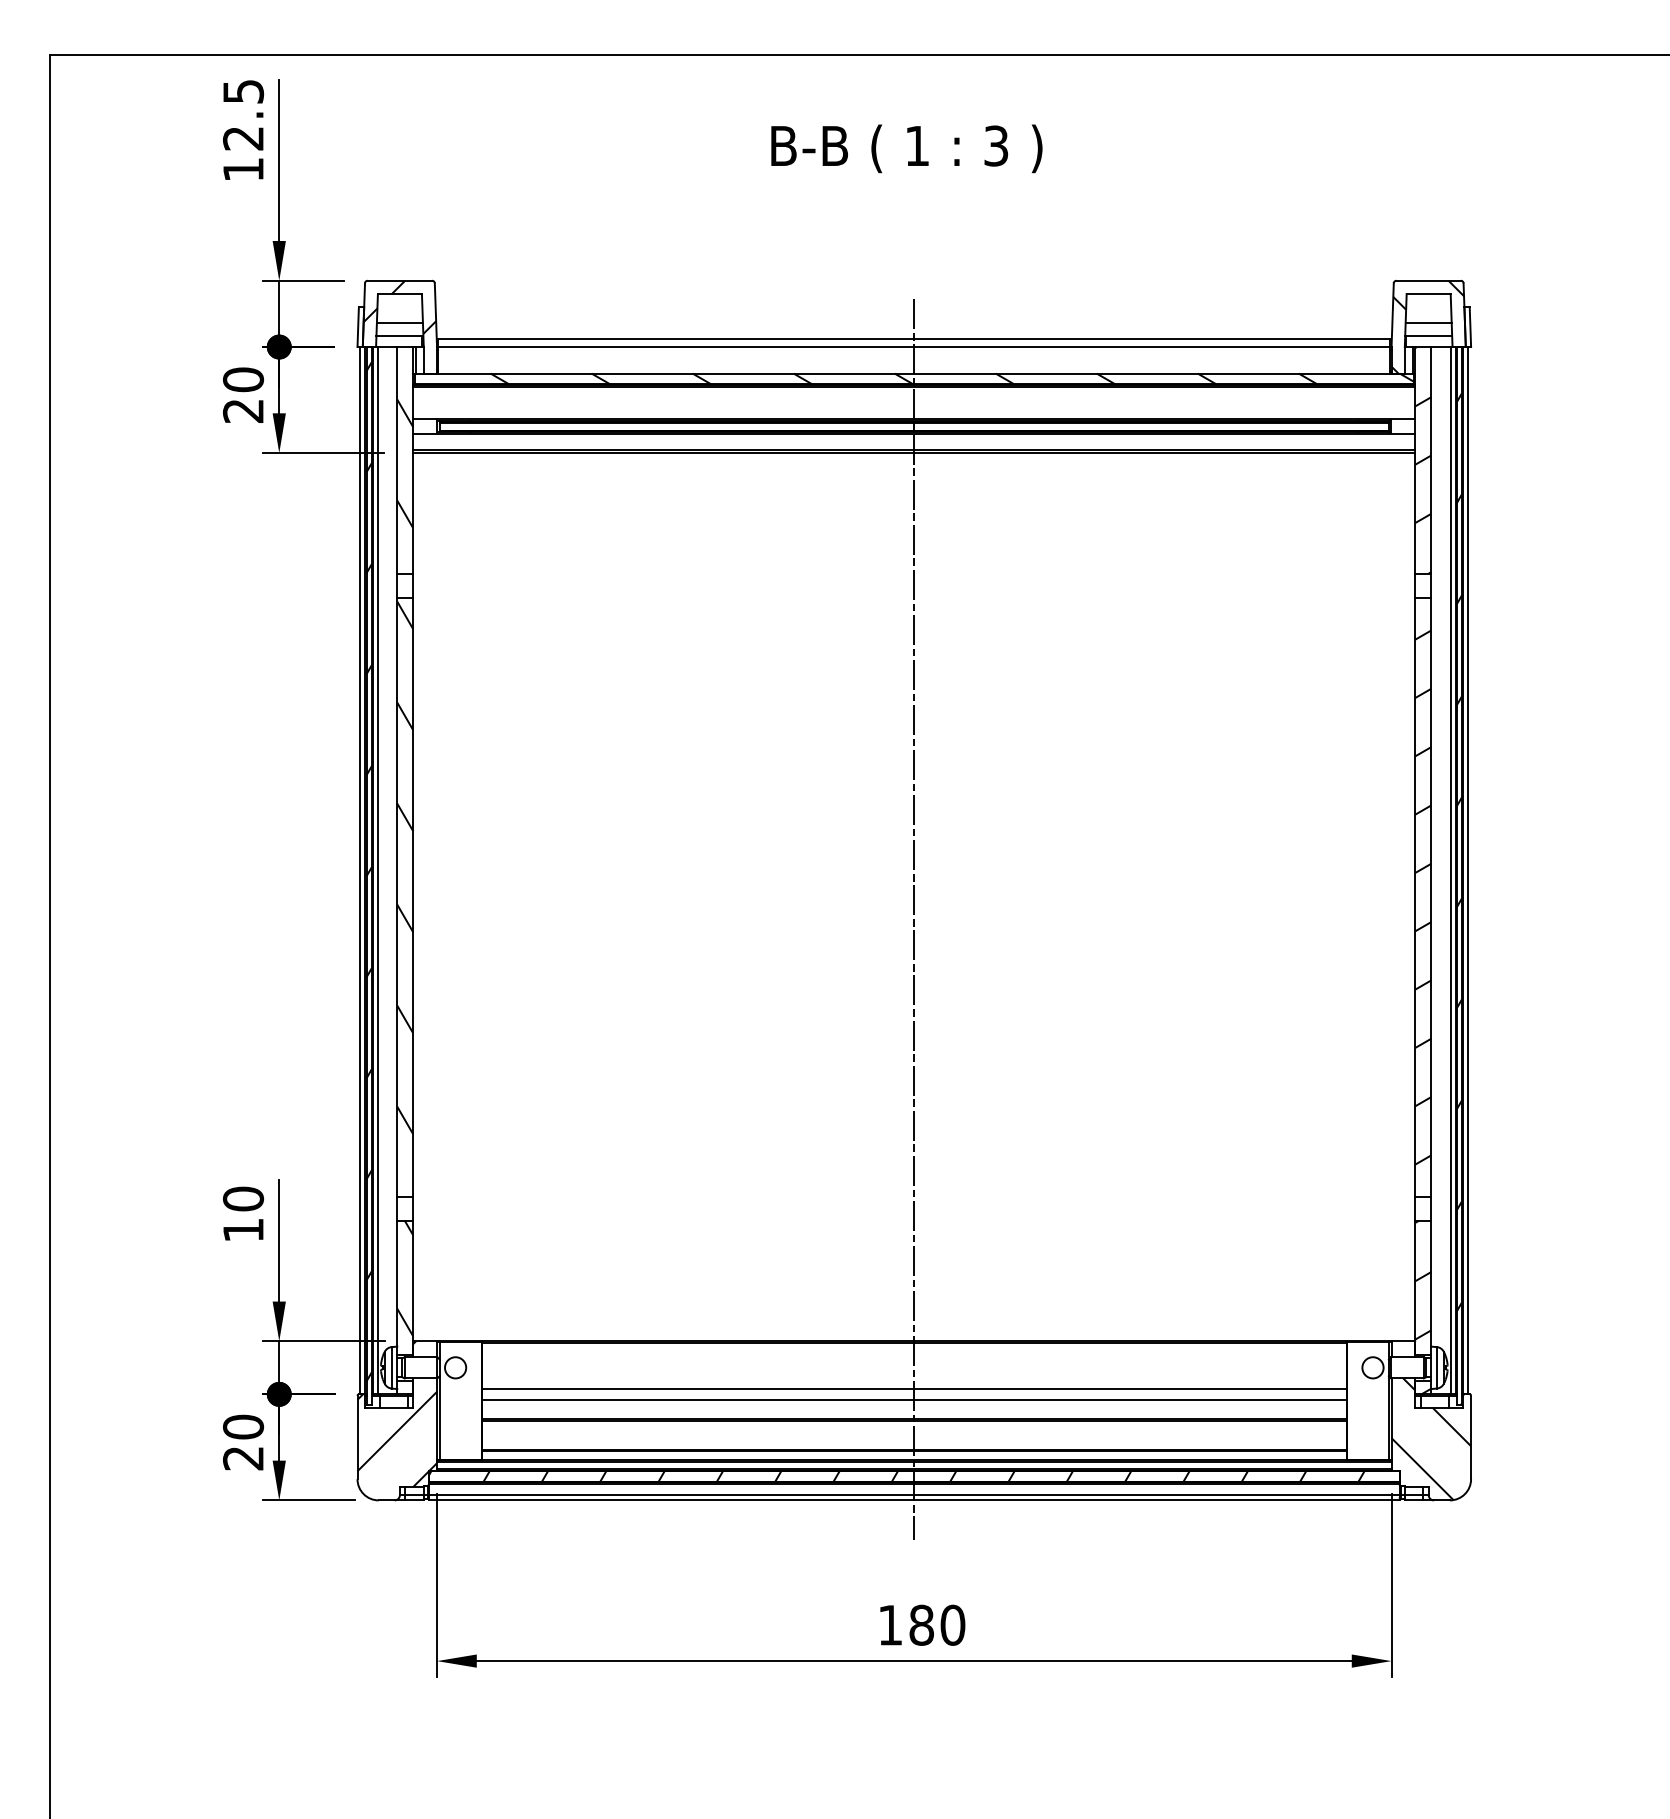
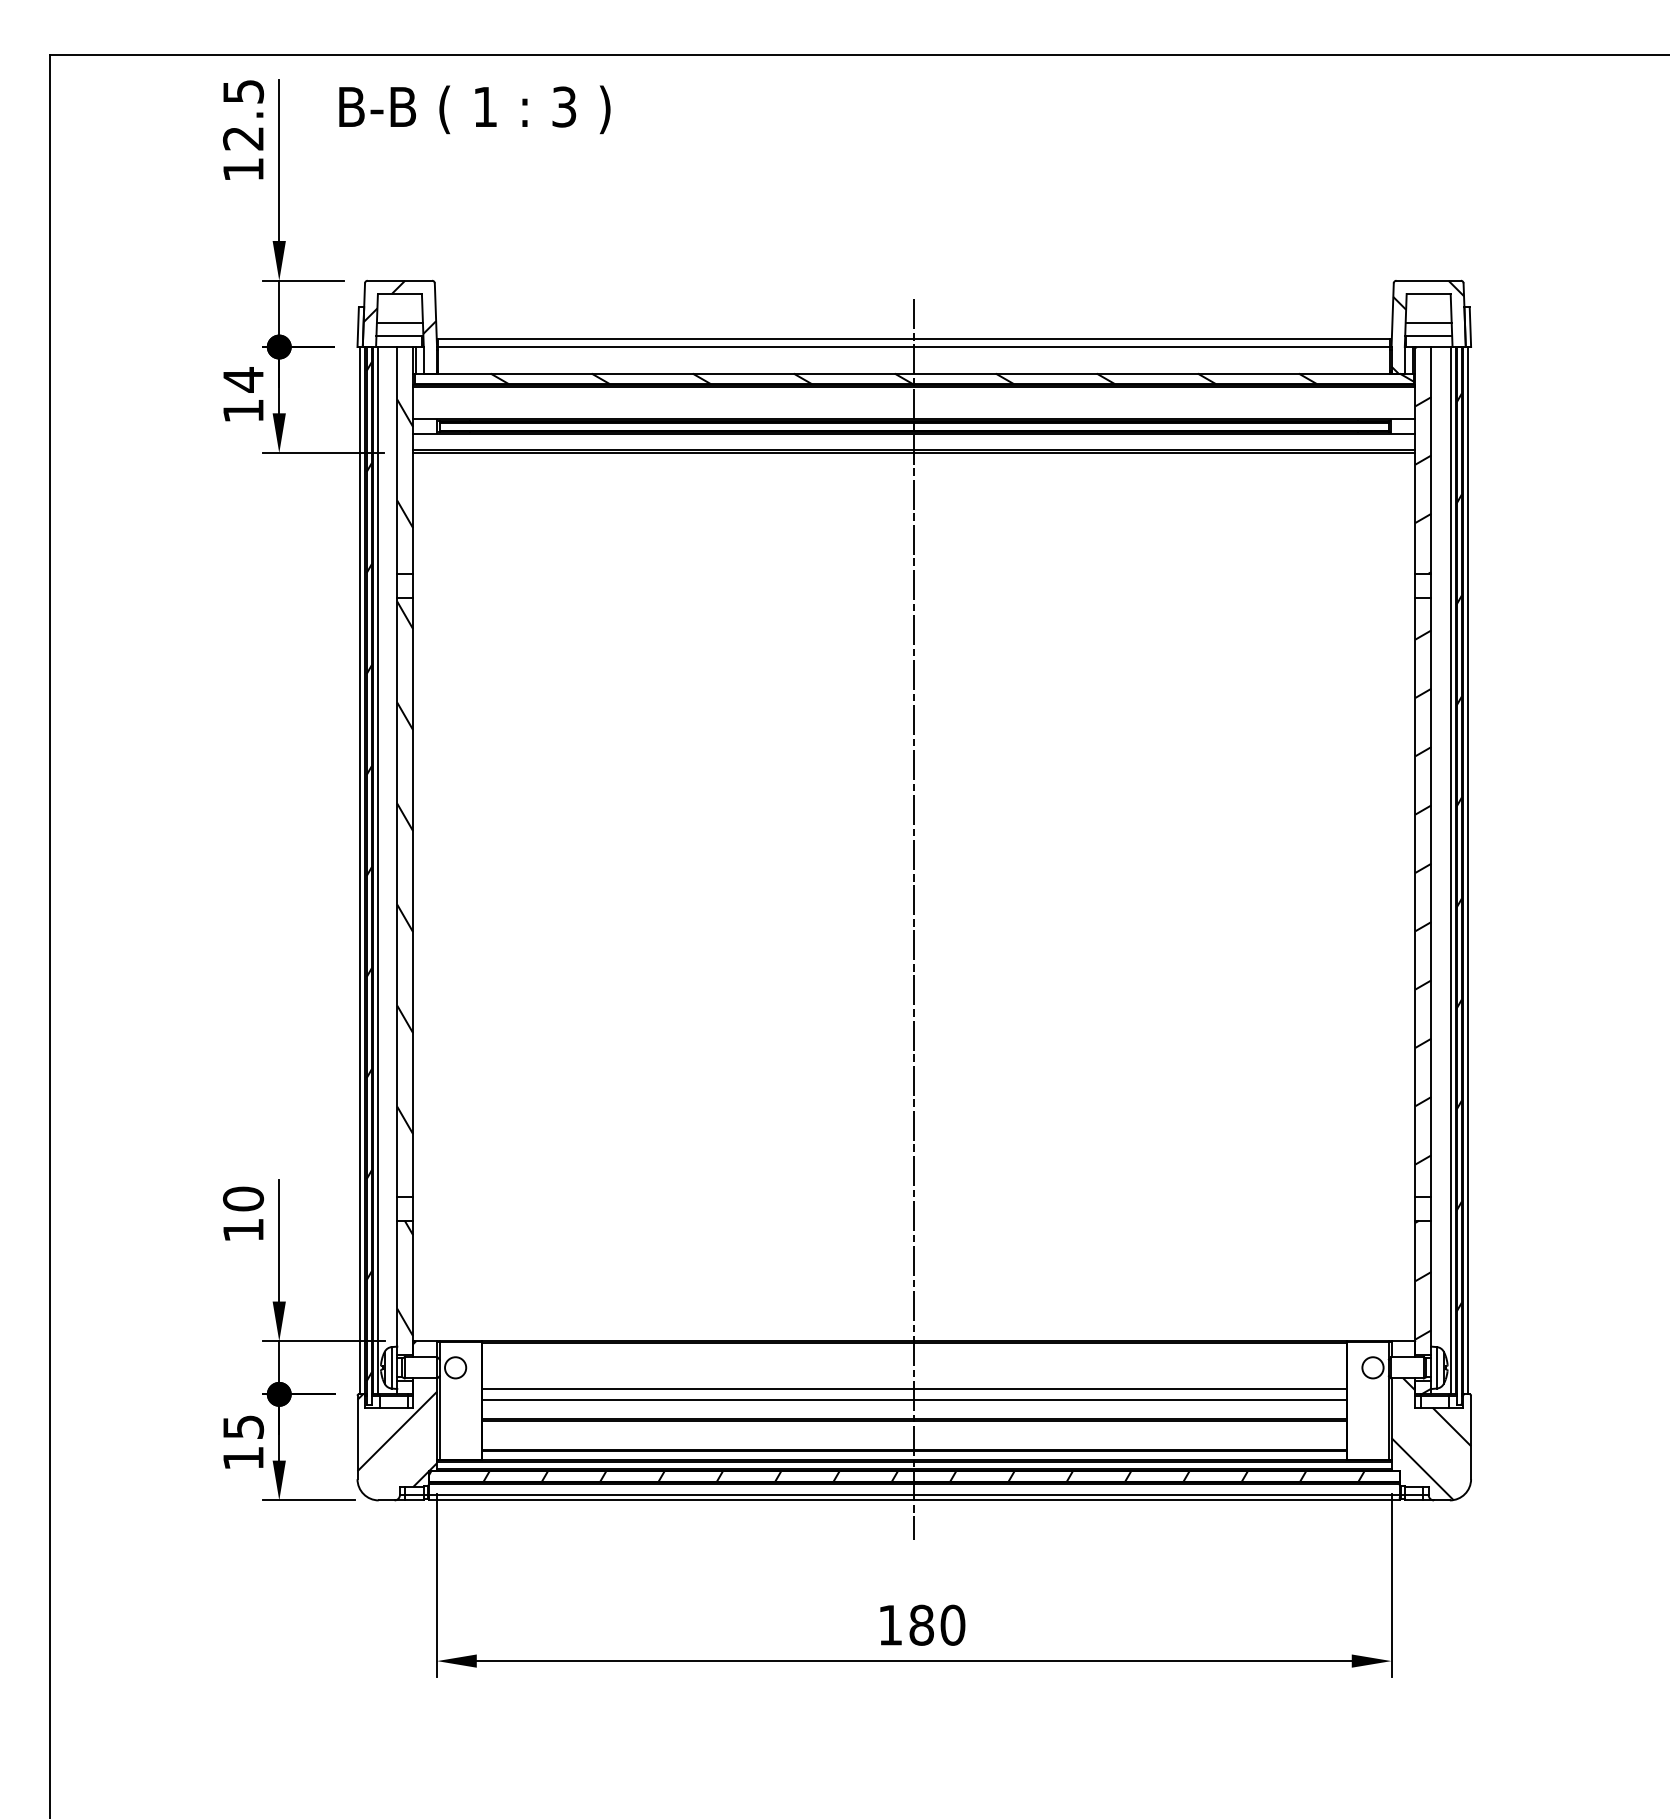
text position: (906, 148) -> (474, 109) (474, 109)
text: 20 -> 14 (243, 394)
text: 20 -> 15 (243, 1442)
